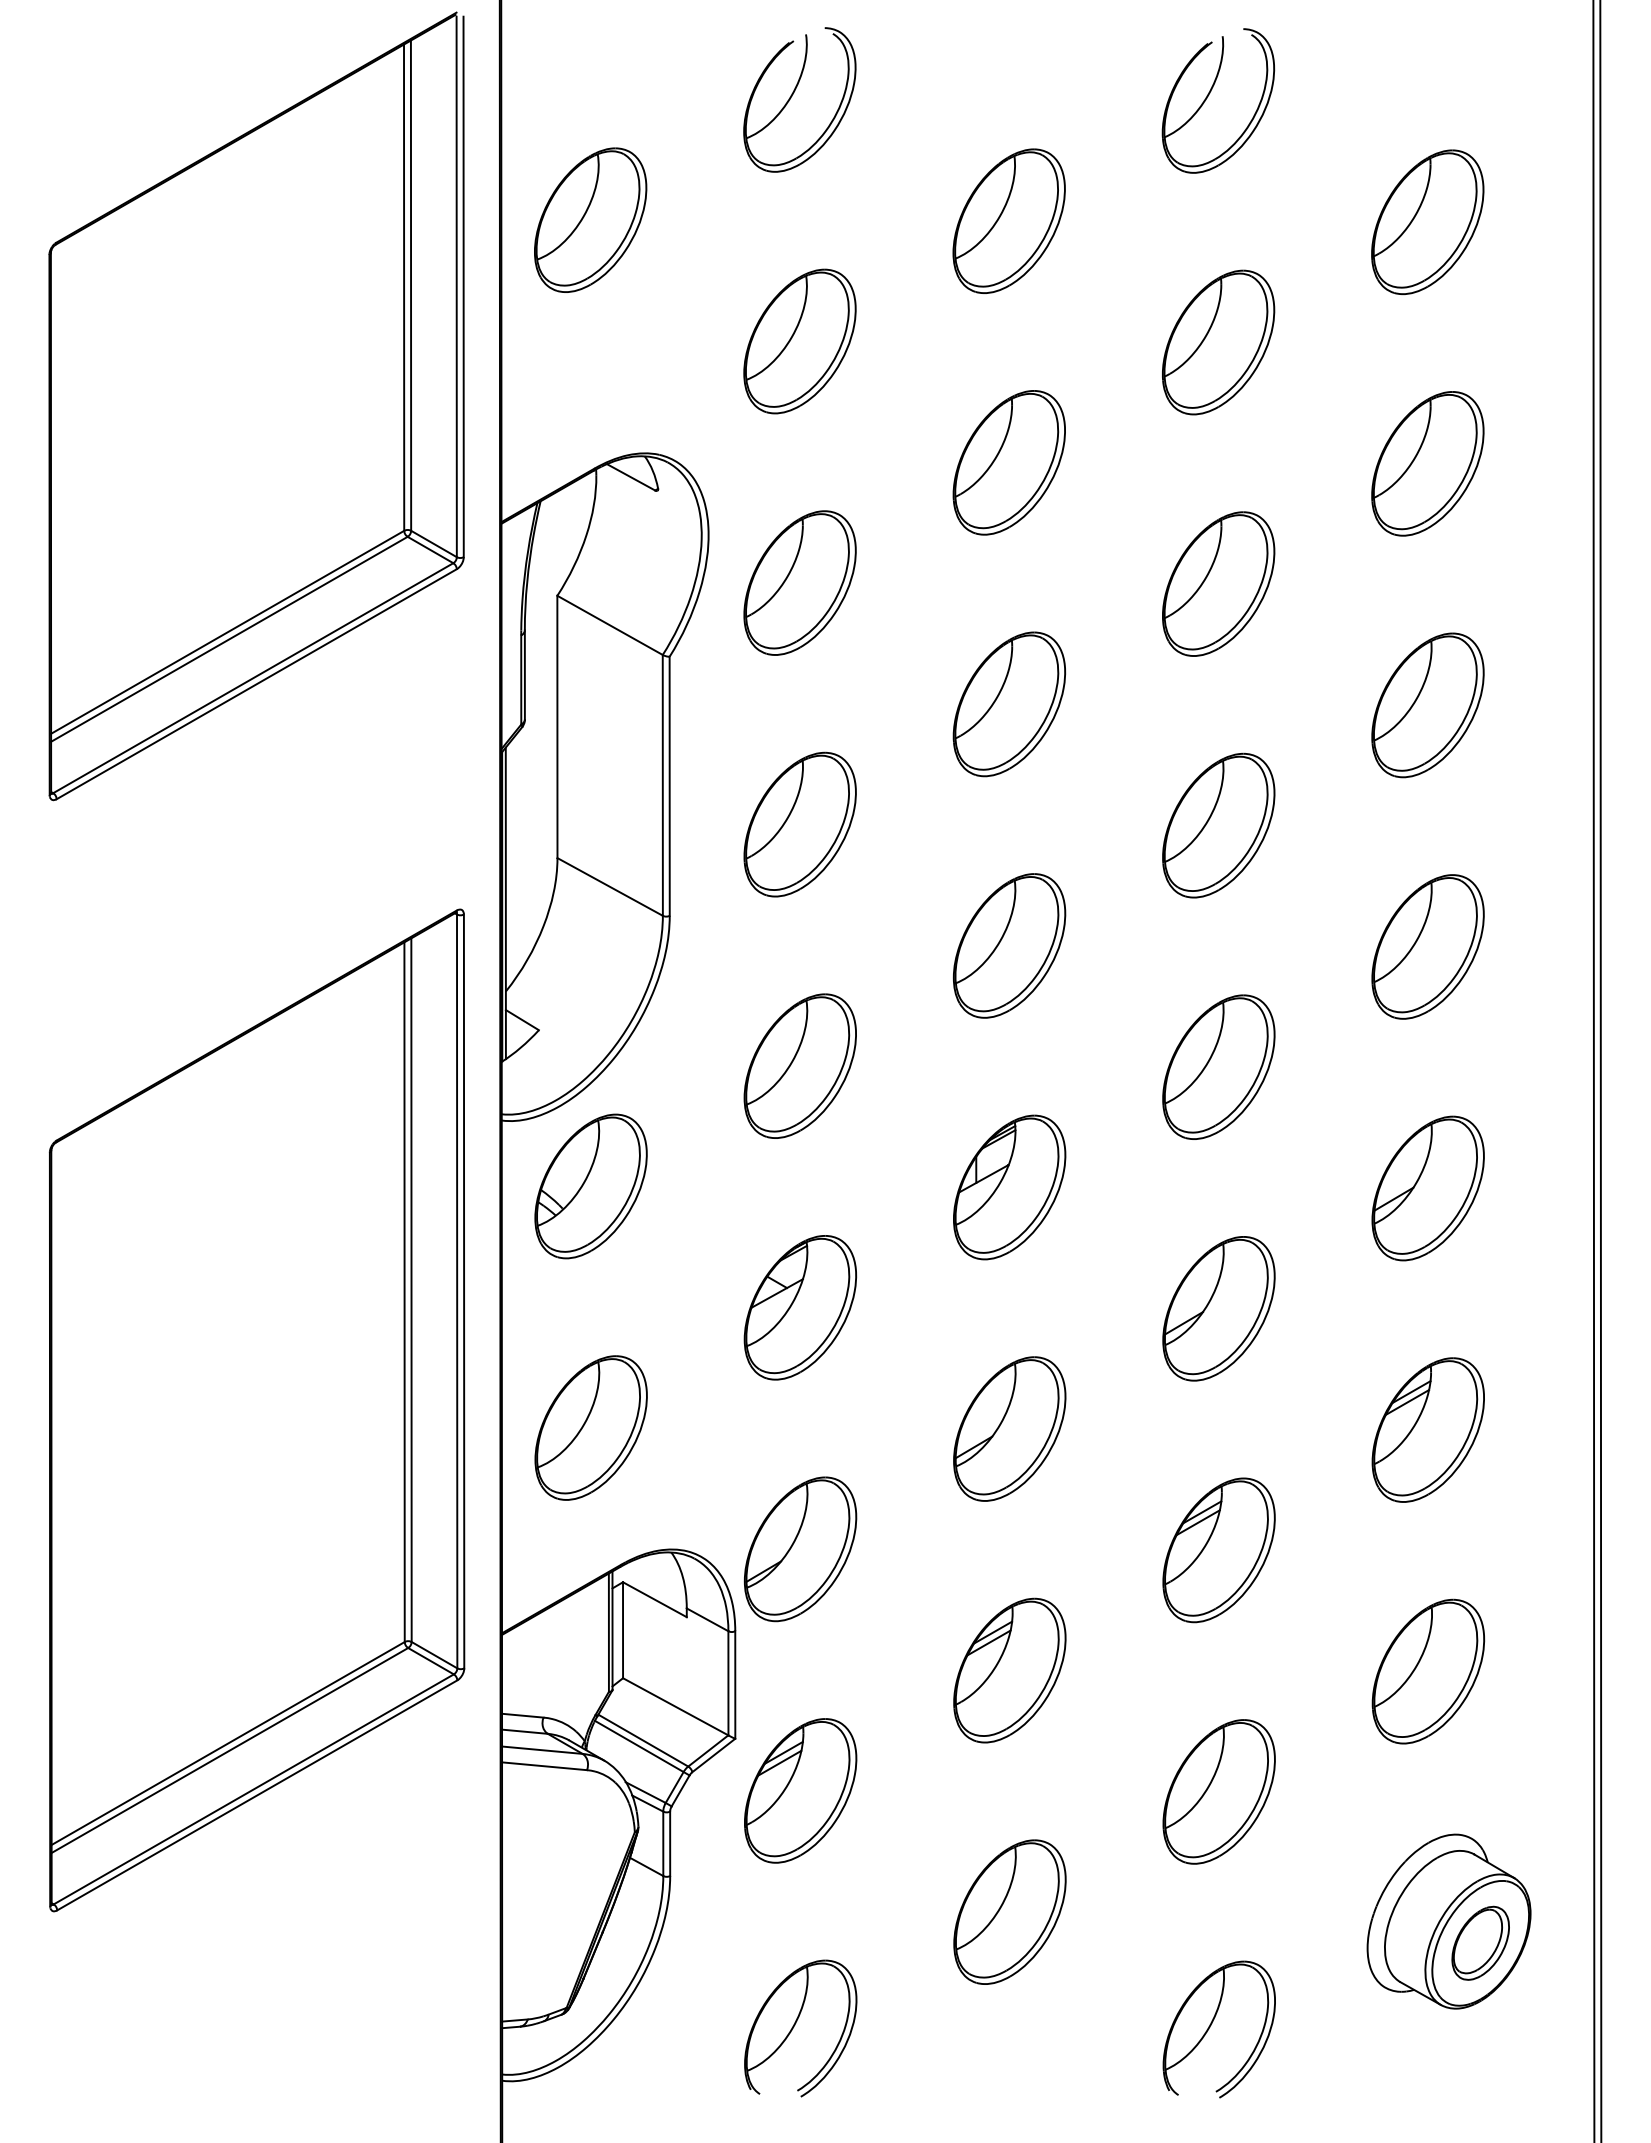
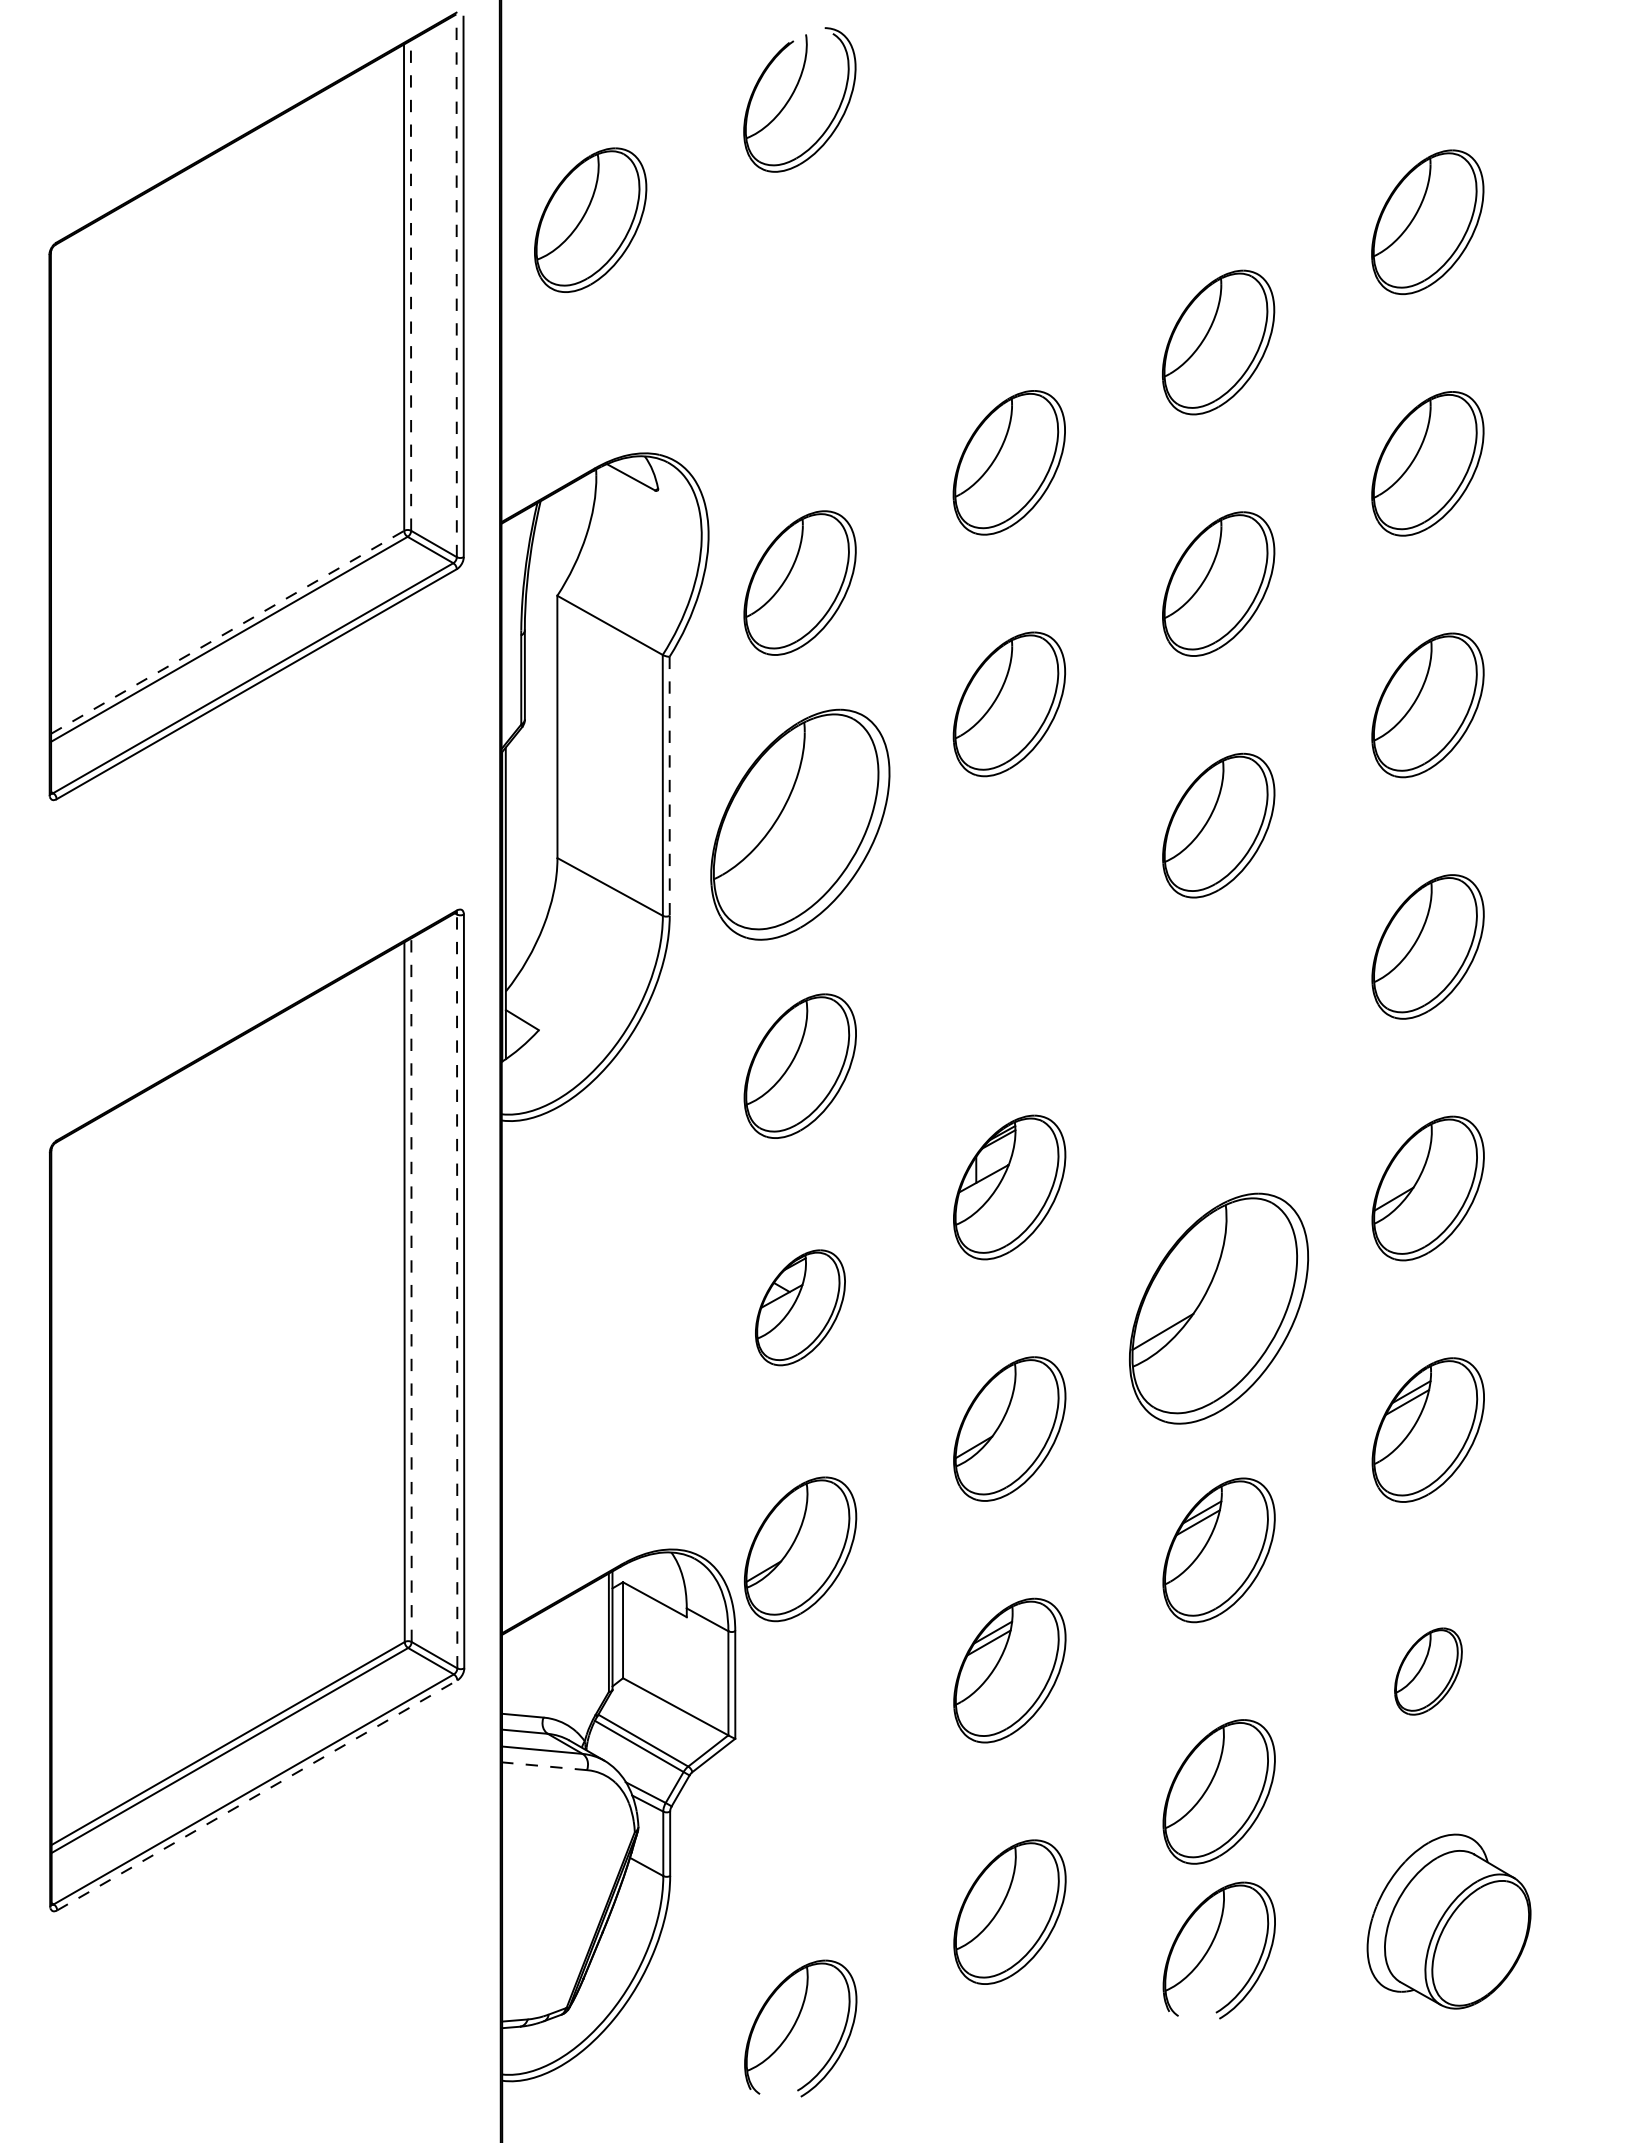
part: present -> none (1209, 95)
part: present -> none (1008, 220)
line: solid -> dashed (411, 285)
line: solid -> dashed (456, 286)
part: present -> none (799, 341)
line: solid -> dashed (227, 632)
line: solid -> dashed (669, 786)
part size: 114x147 px -> 181x233 px (800, 824)
part: present -> none (1009, 945)
part: present -> none (1218, 1066)
line: present -> none (1593, 1070)
line: present -> none (1600, 1070)
part: present -> none (590, 1186)
line: solid -> dashed (411, 1290)
line: solid -> dashed (457, 1291)
part size: 115x146 px -> 91x118 px (800, 1307)
part size: 114x146 px -> 181x233 px (1219, 1308)
part: present -> none (590, 1427)
part size: 115x147 px -> 69x89 px (1428, 1671)
line: solid -> dashed (544, 1766)
part: present -> none (800, 1790)
line: solid -> dashed (257, 1795)
part: present -> none (1480, 1942)
part position: (1211, 2025) -> (1211, 1946) (1211, 1946)
